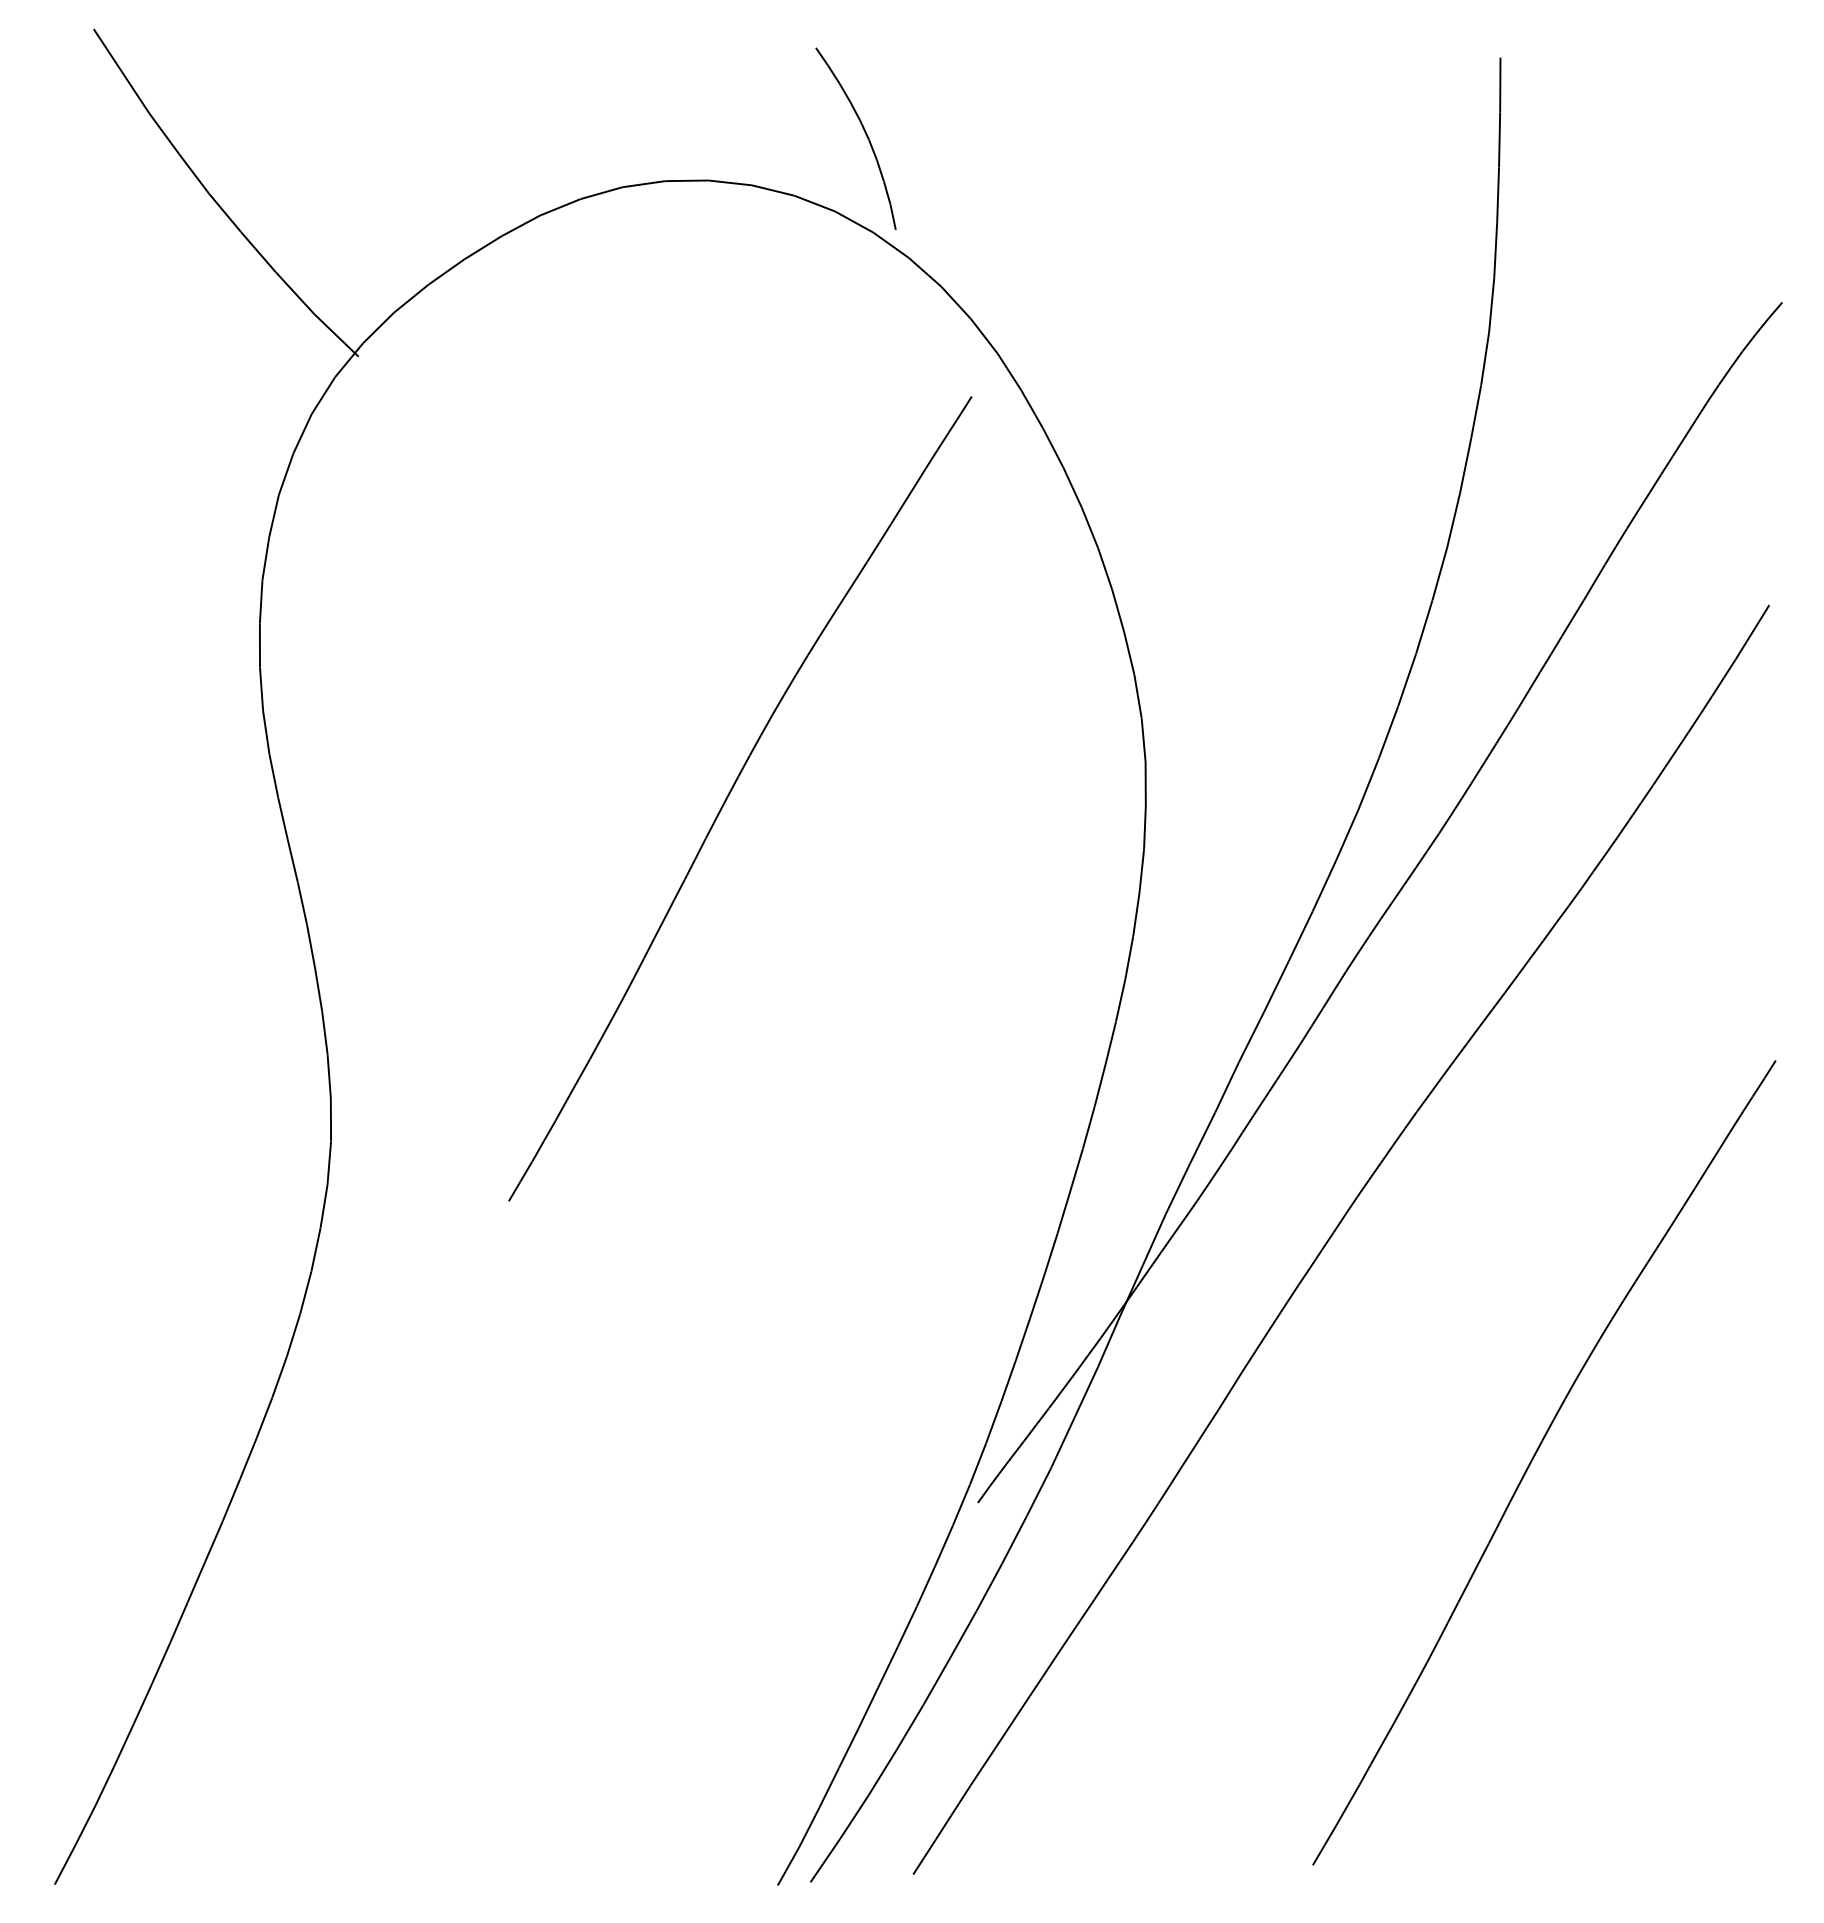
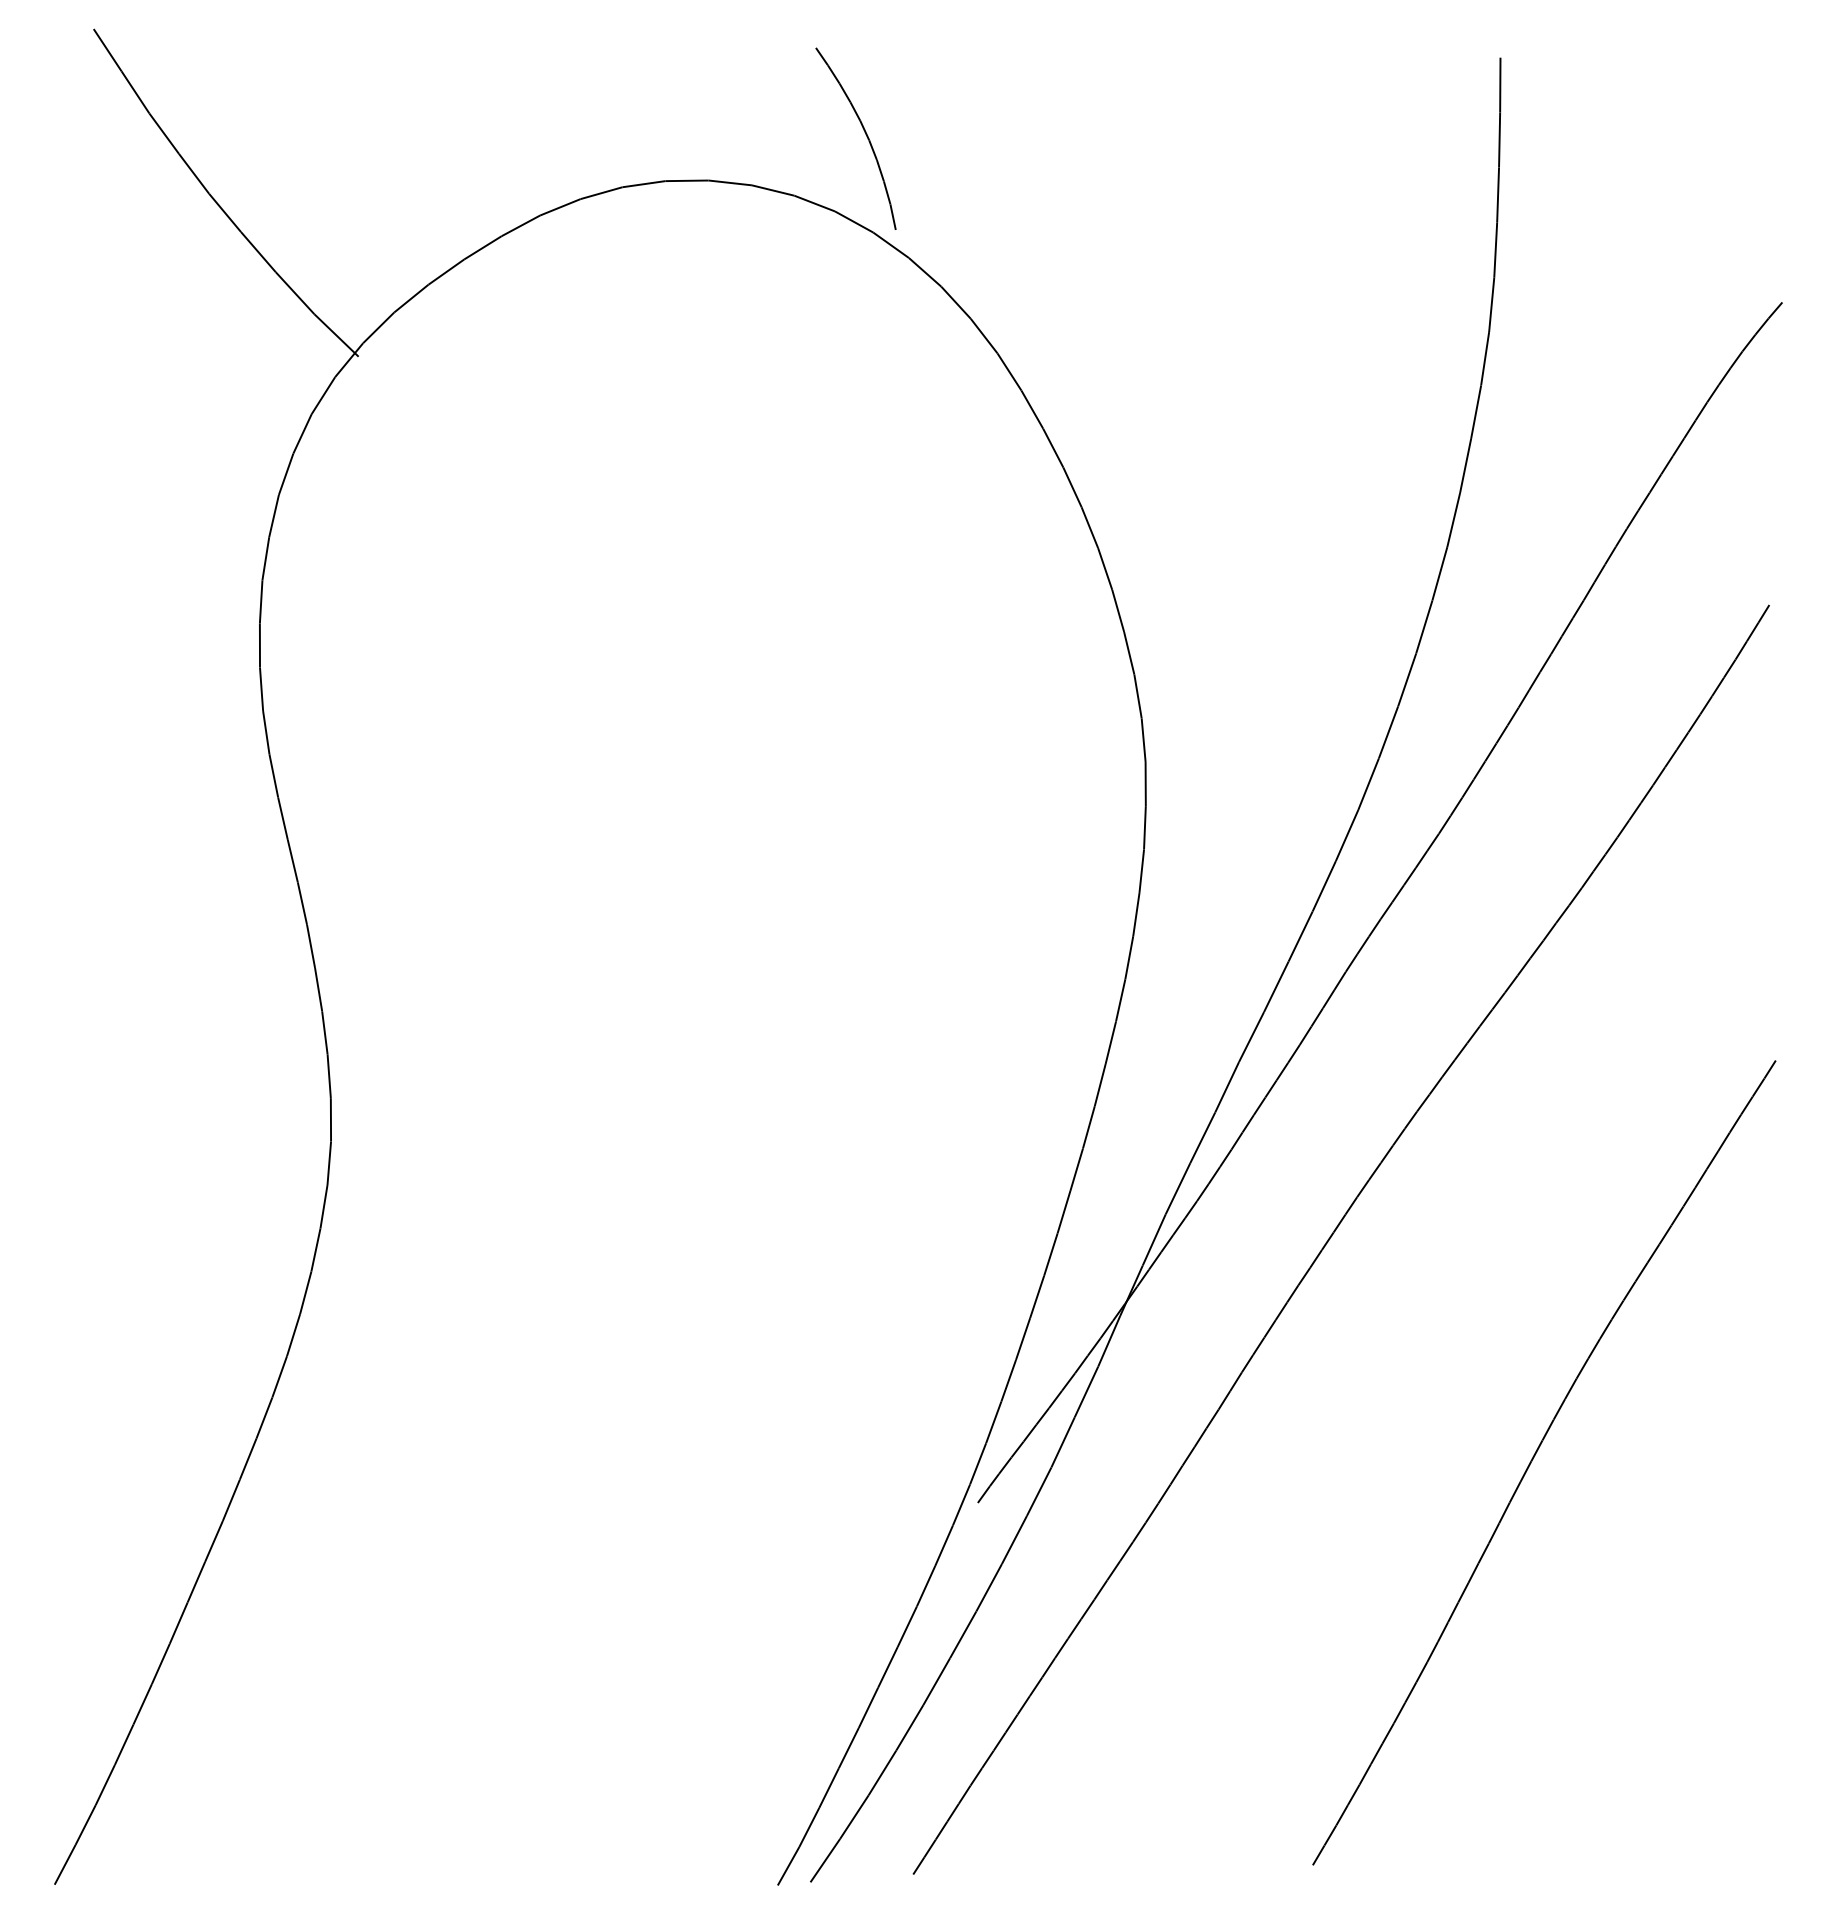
part: present -> none (730, 793)
